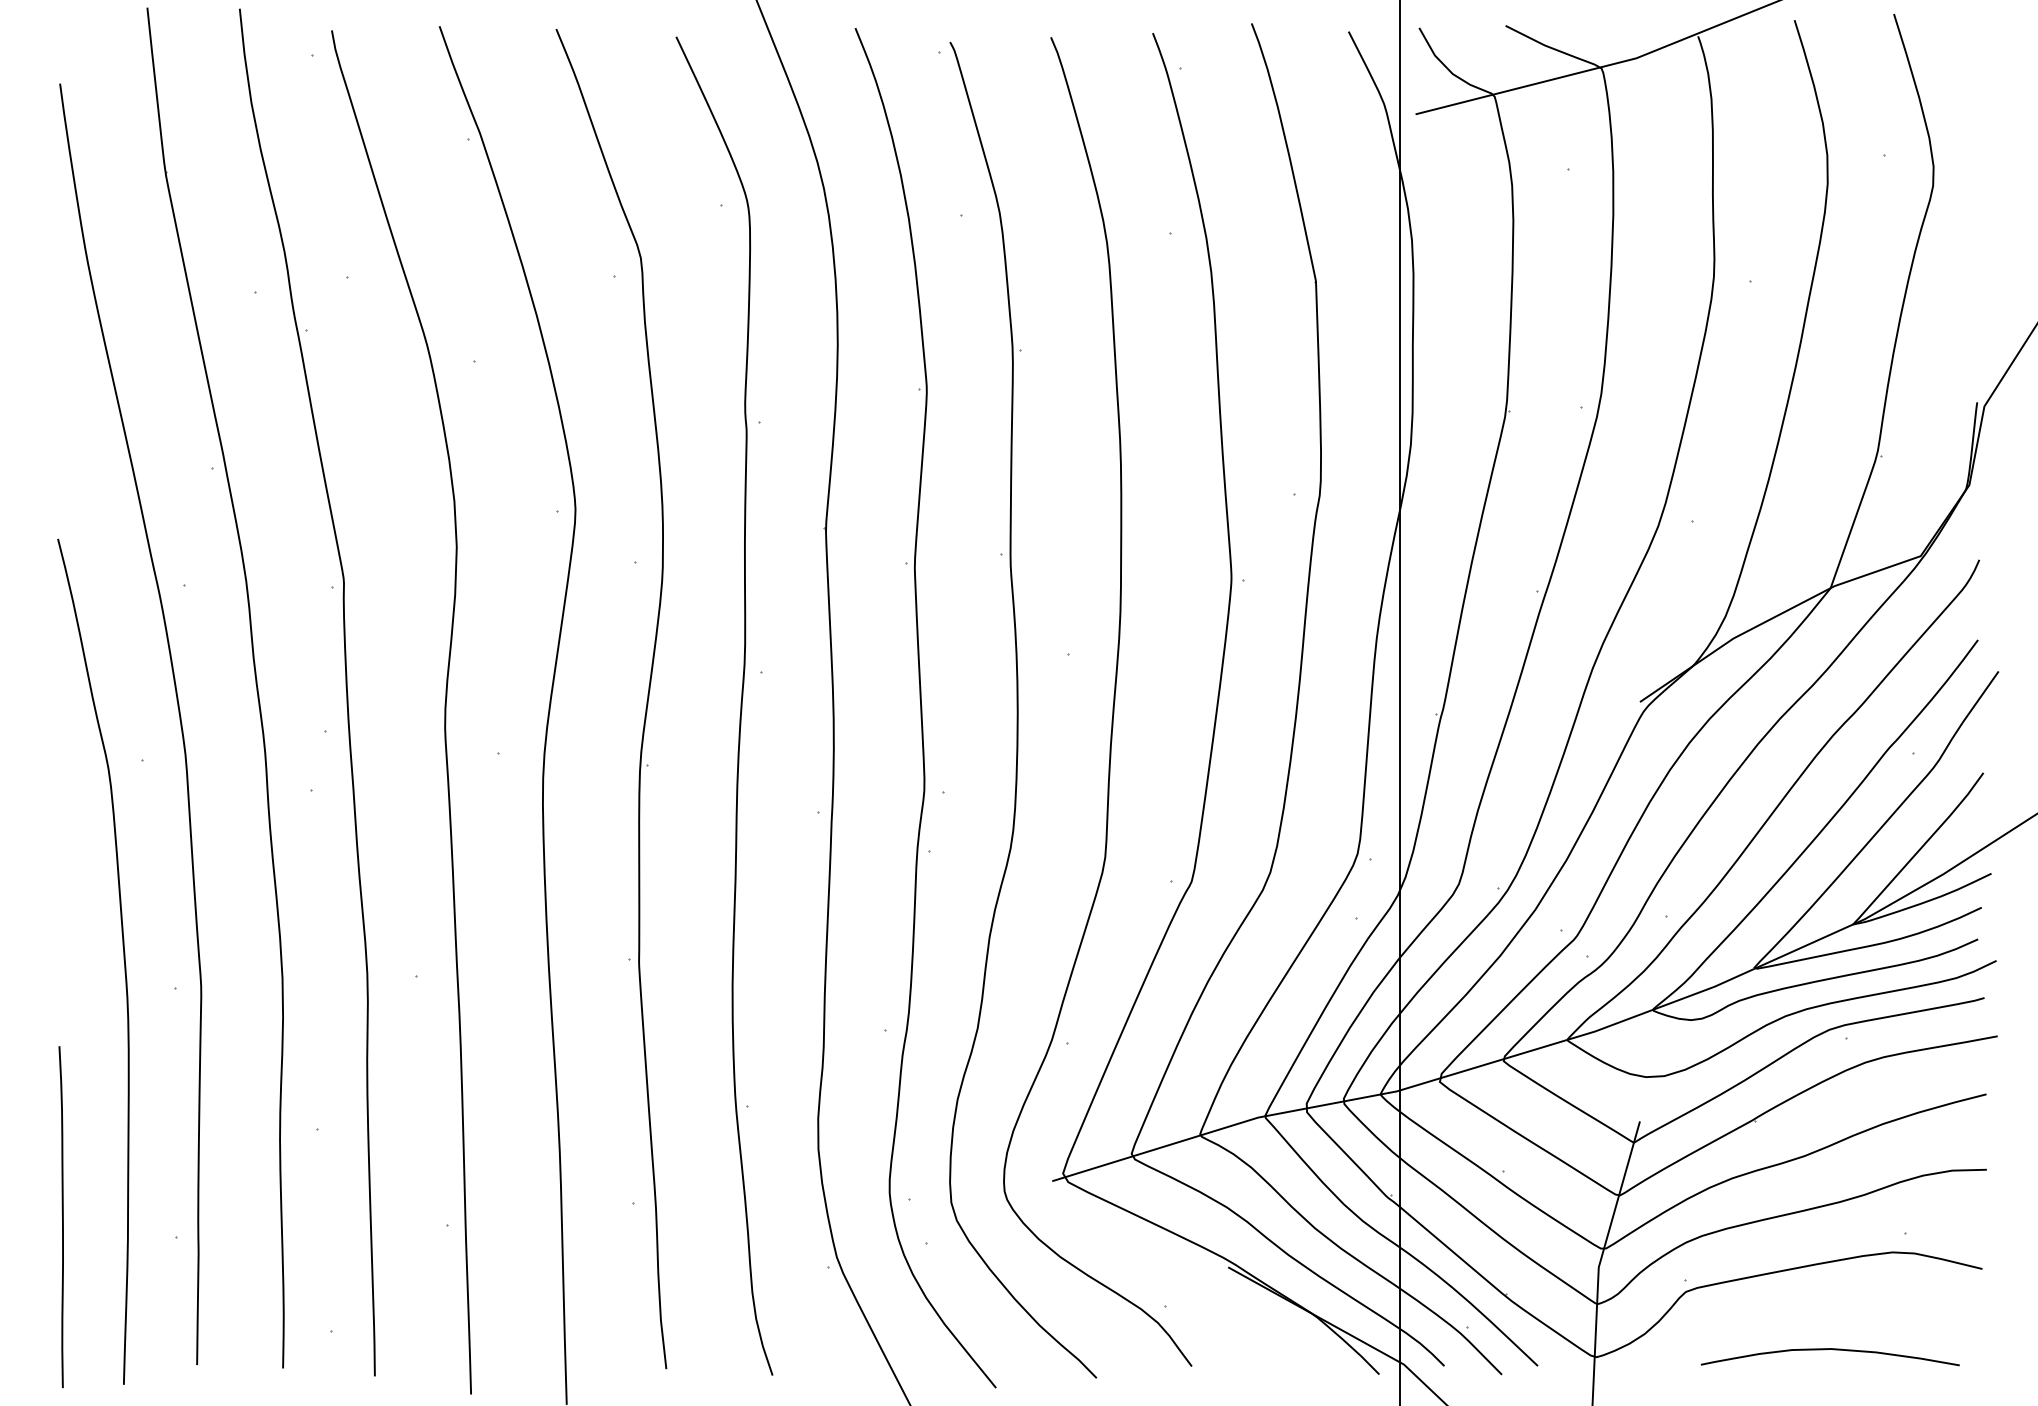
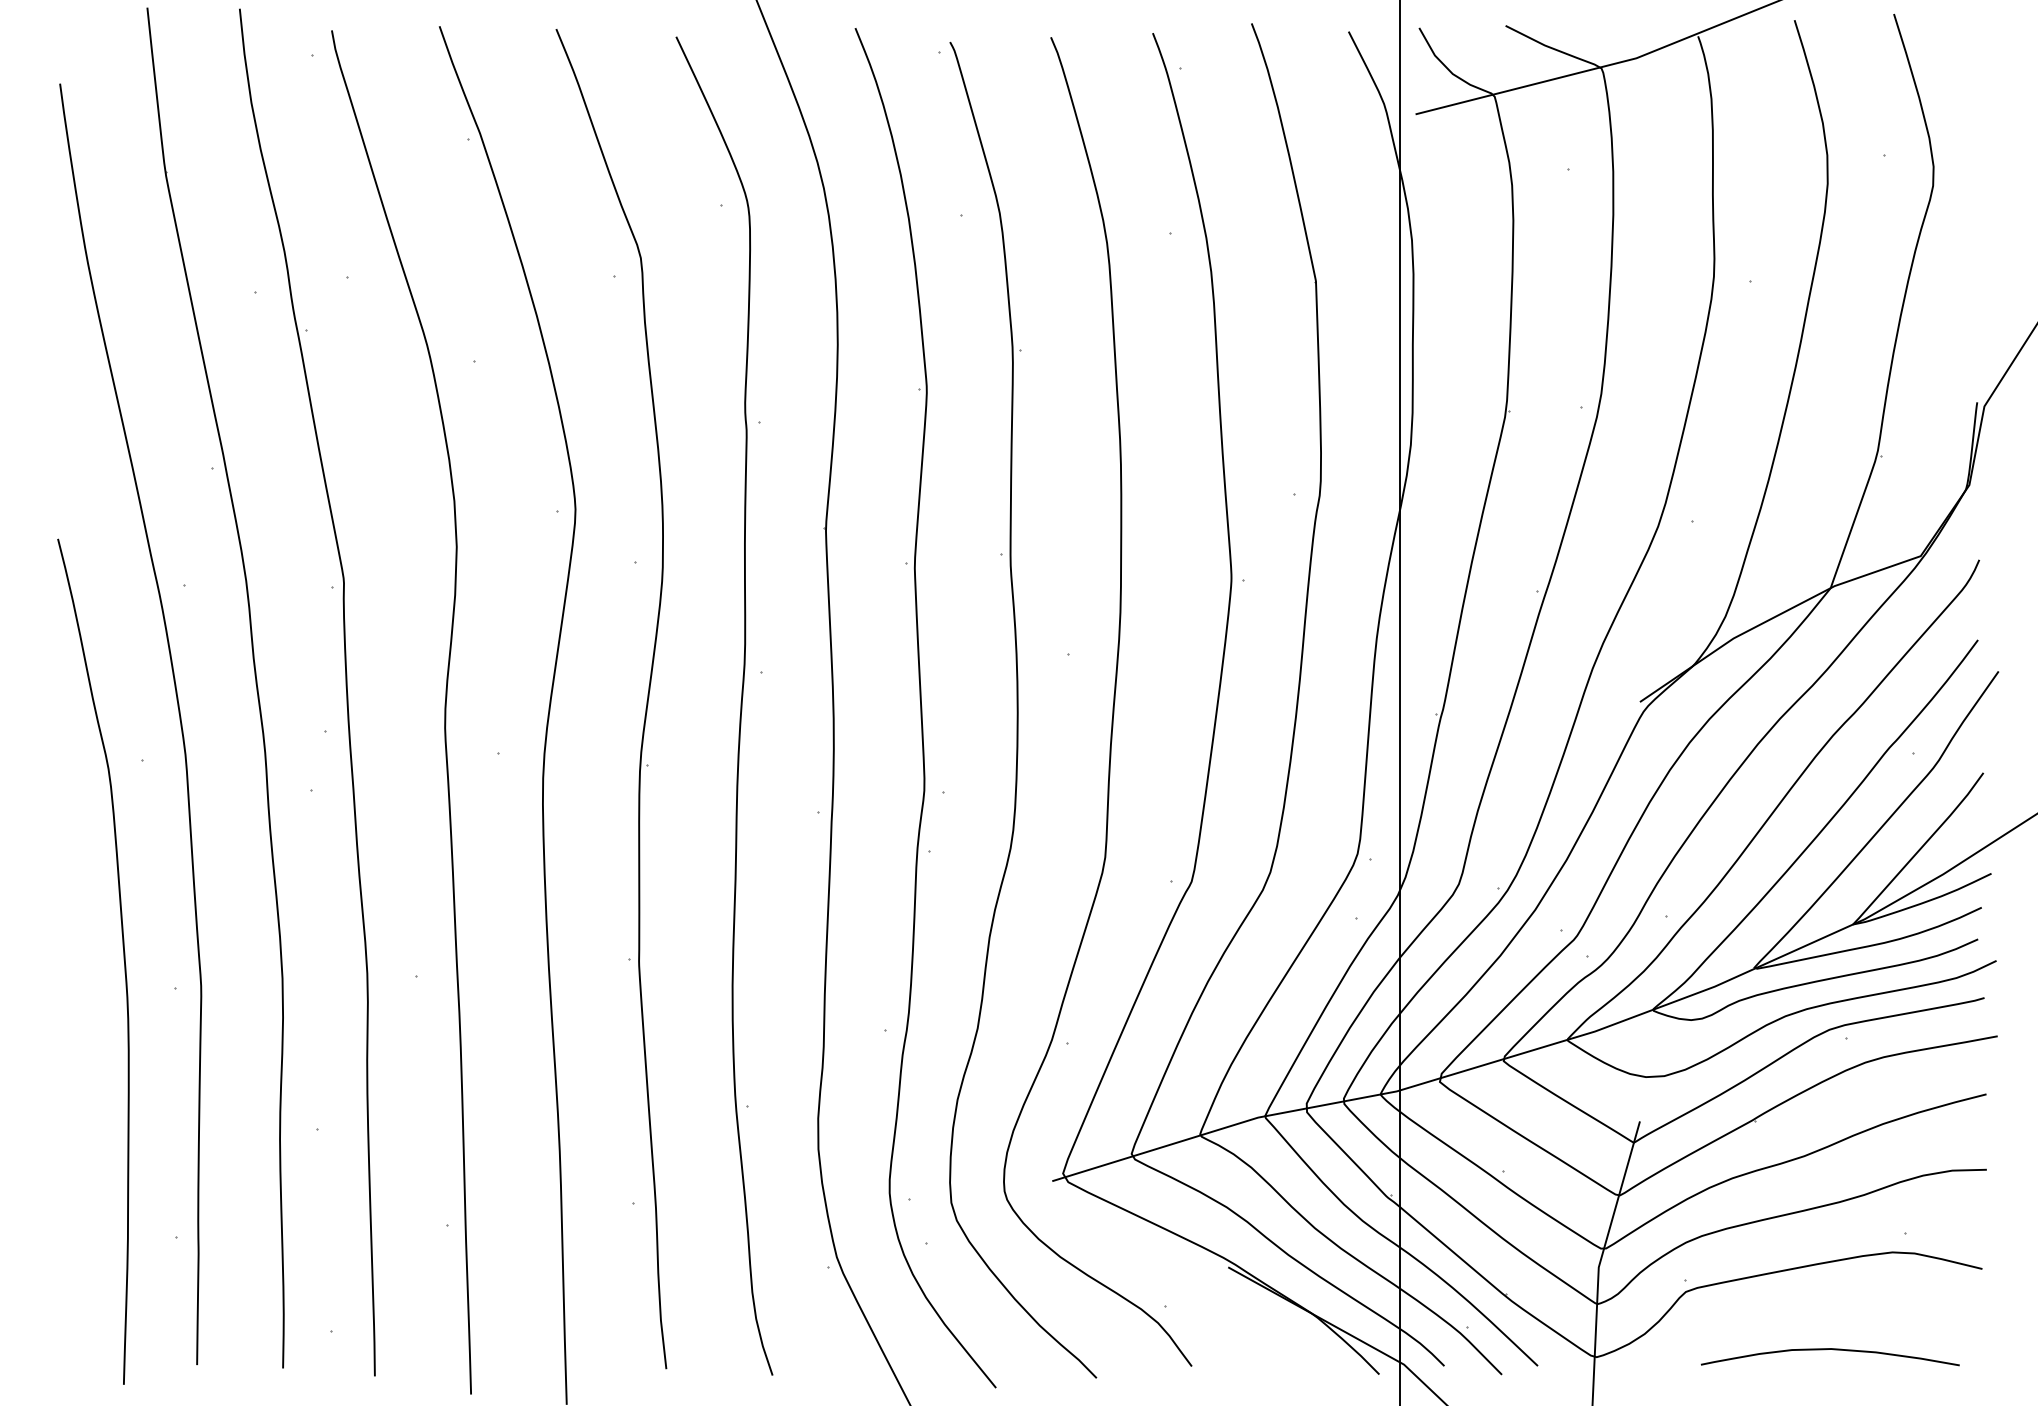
curve: present -> none (62, 1217)
